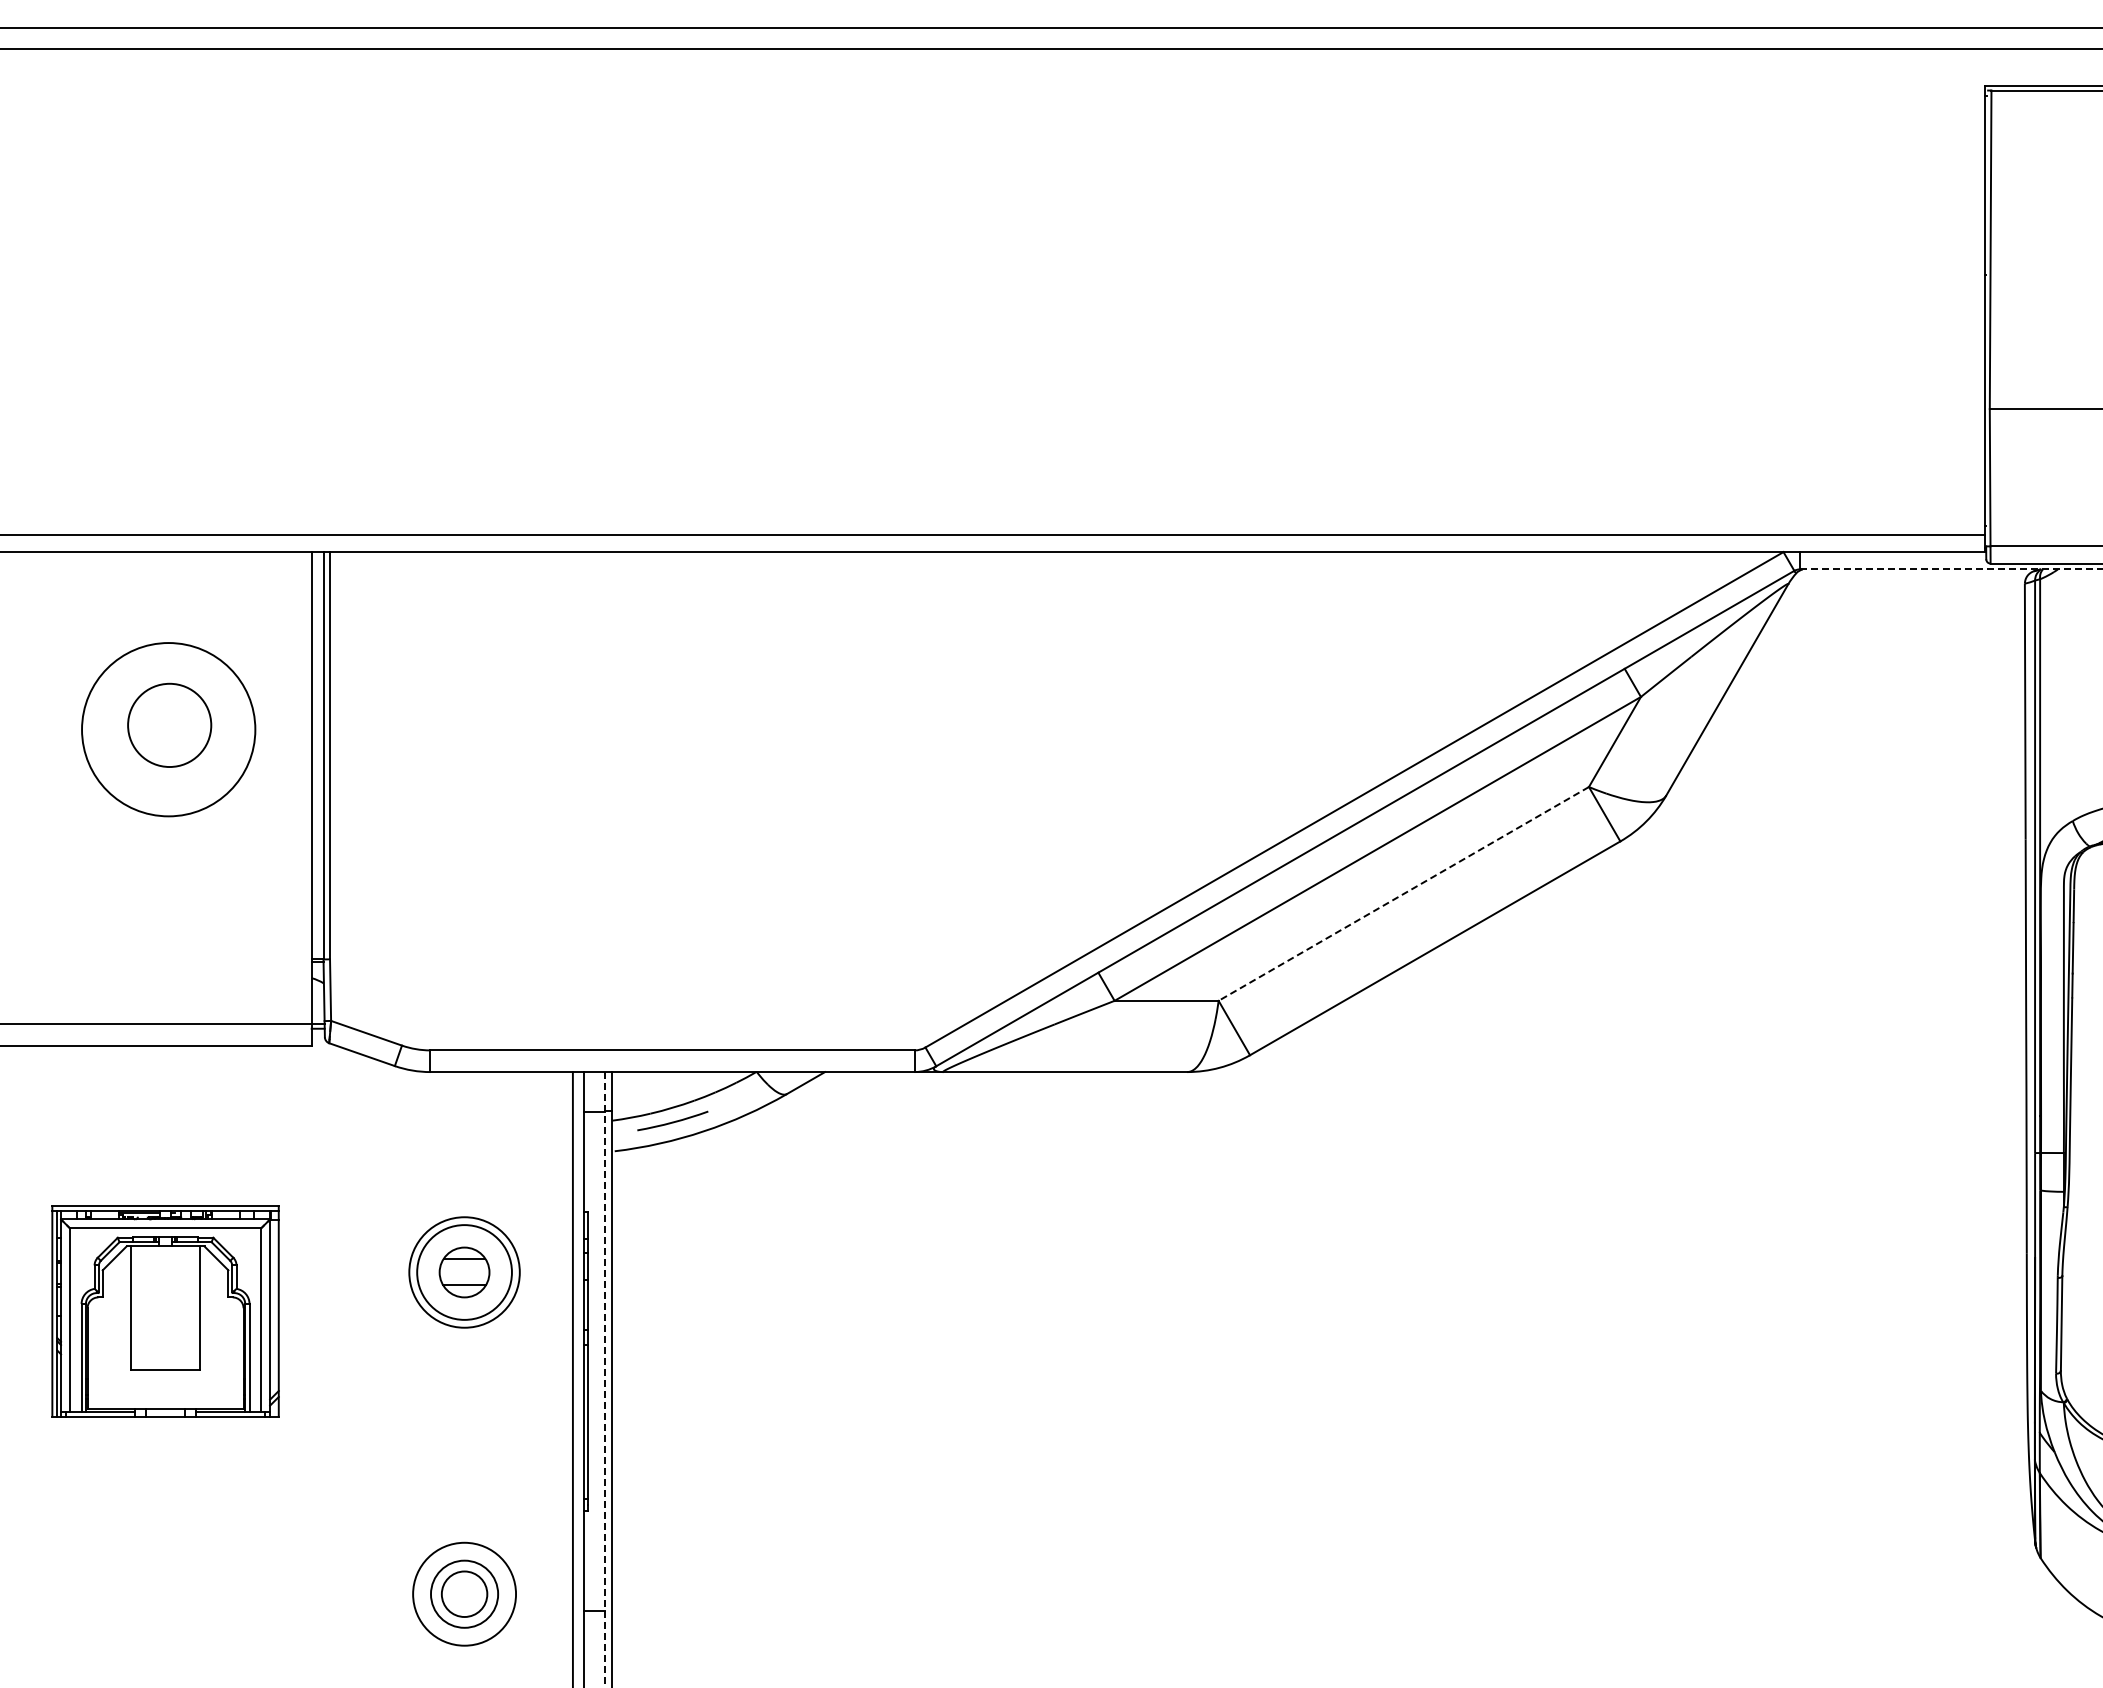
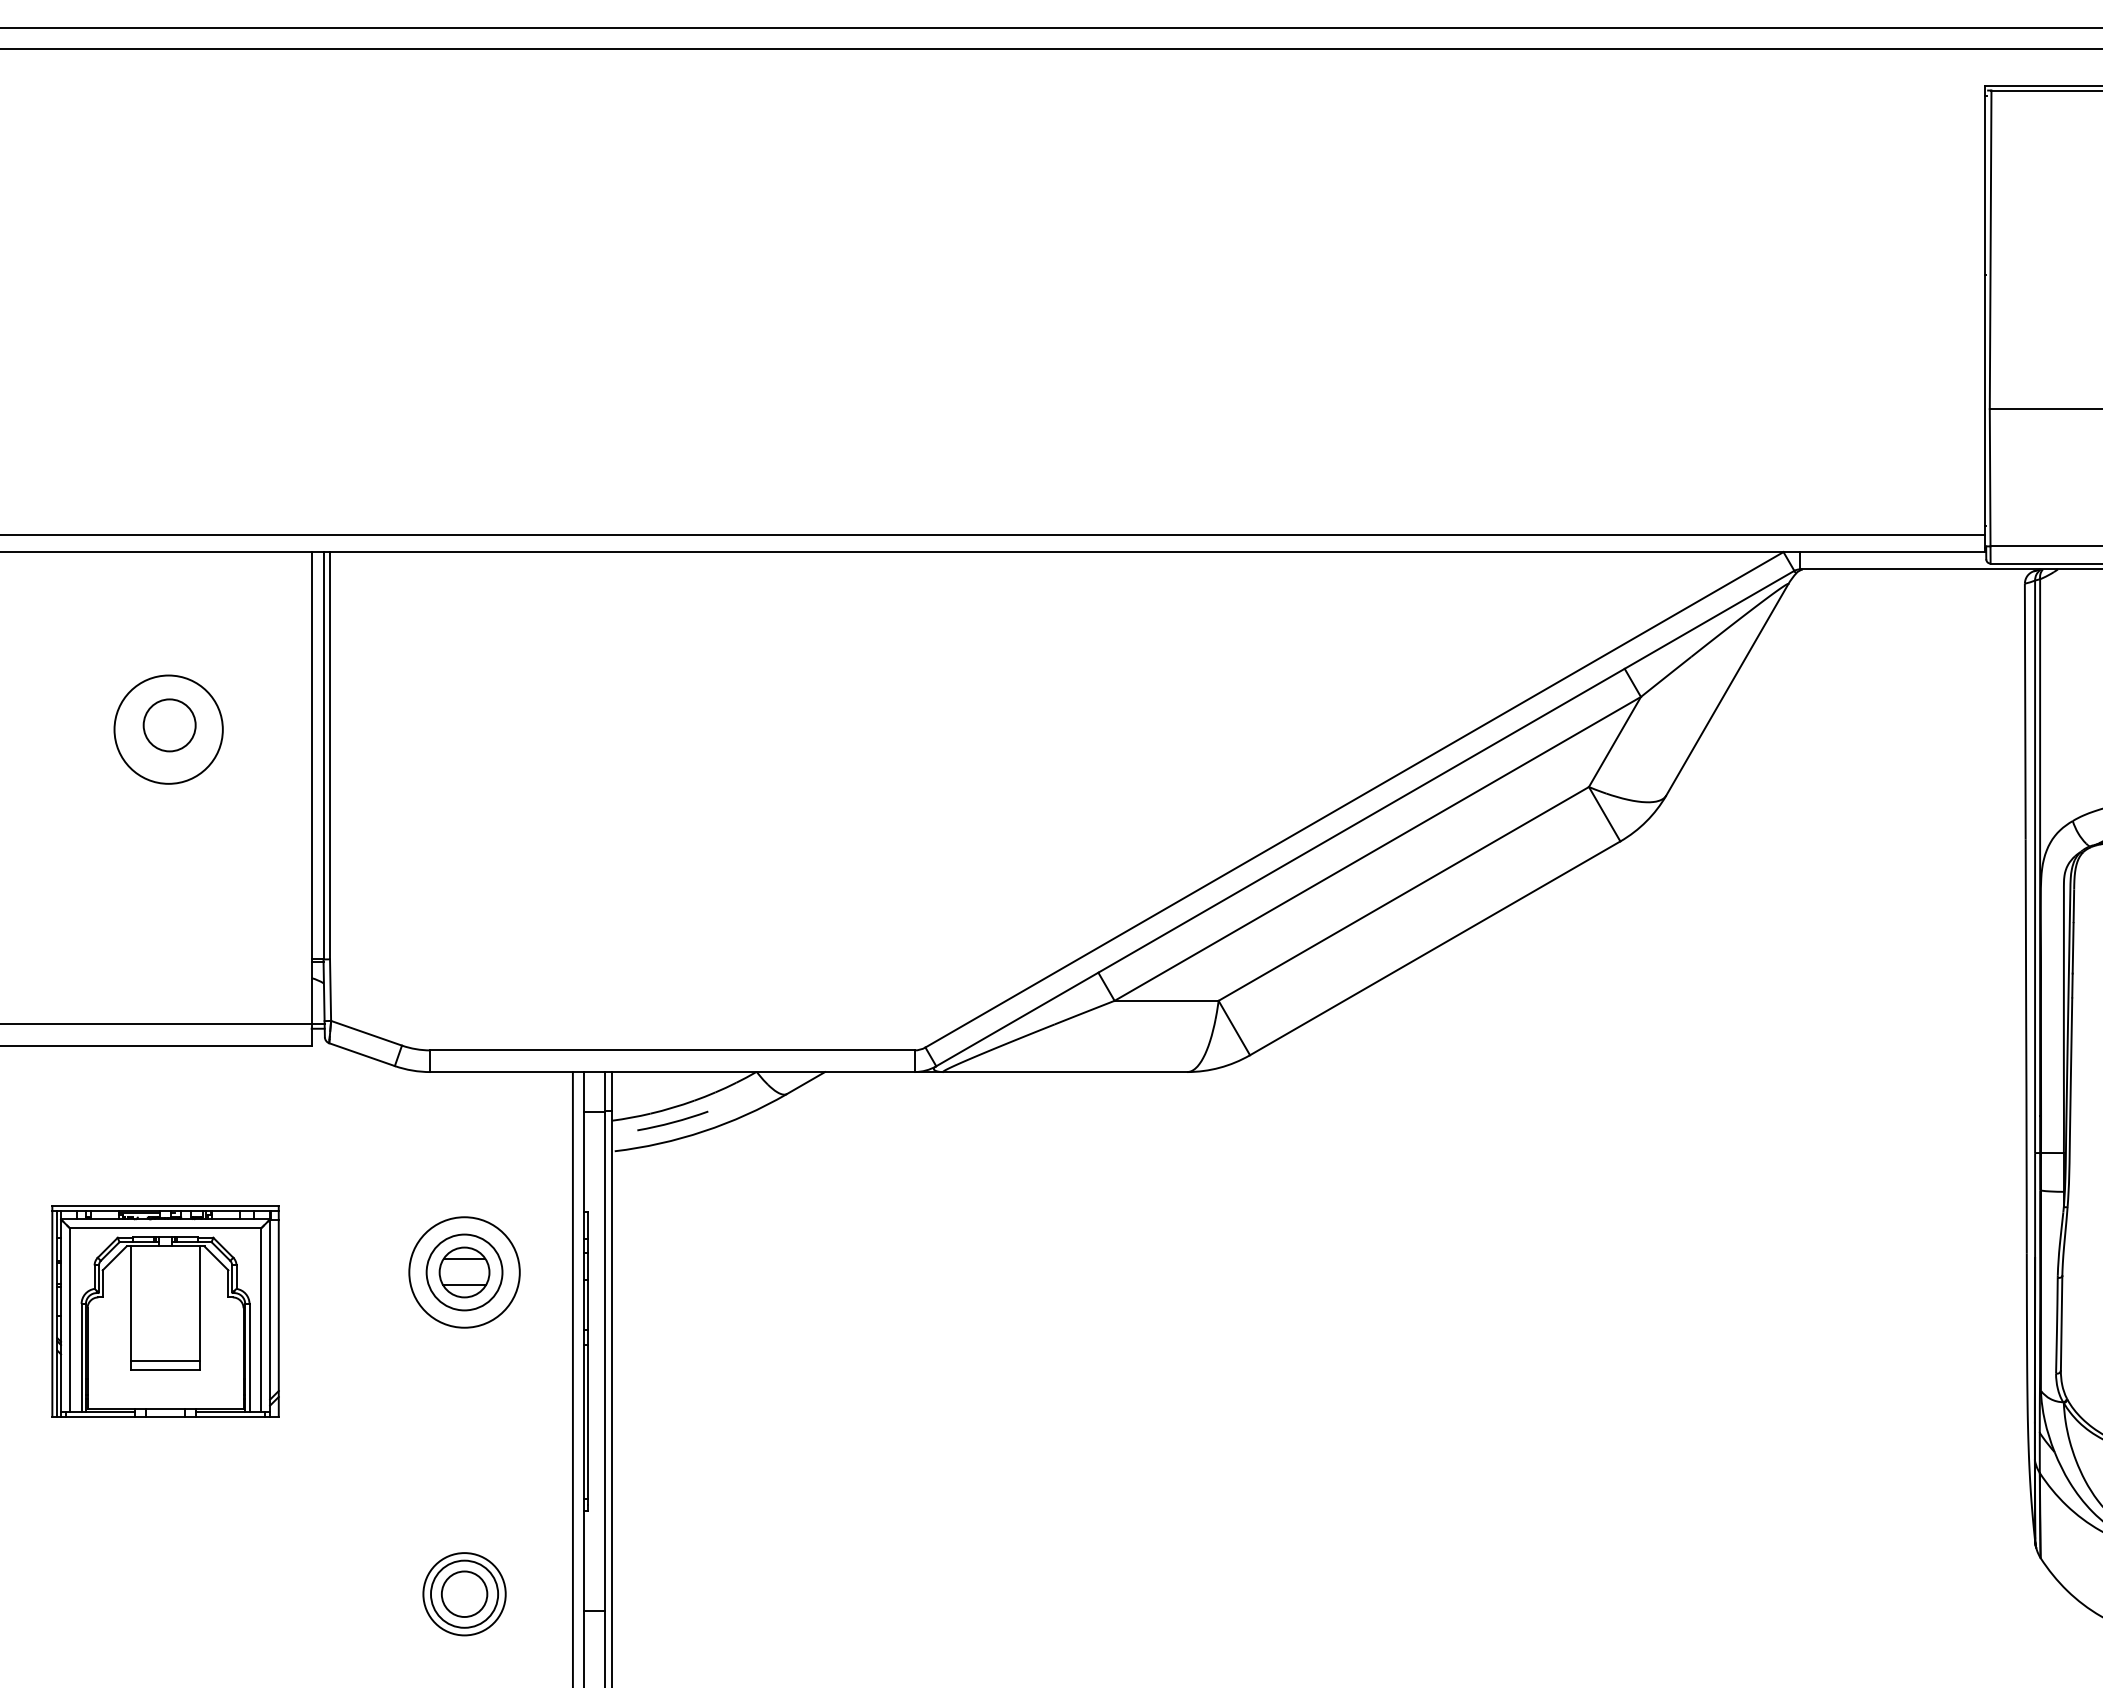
line: dashed -> solid (1950, 569)
circle diameter: 83 px -> 52 px (169, 725)
circle diameter: 173 px -> 108 px (168, 729)
line: dashed -> solid (1403, 893)
circle diameter: 95 px -> 76 px (464, 1272)
line: none -> present (165, 1361)
line: dashed -> solid (605, 1379)
circle diameter: 103 px -> 82 px (464, 1594)
